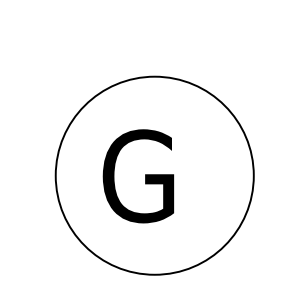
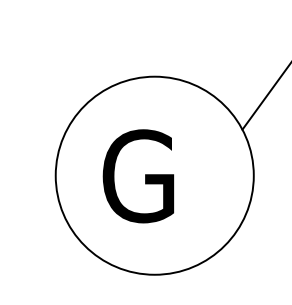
line: none -> present (265, 97)
